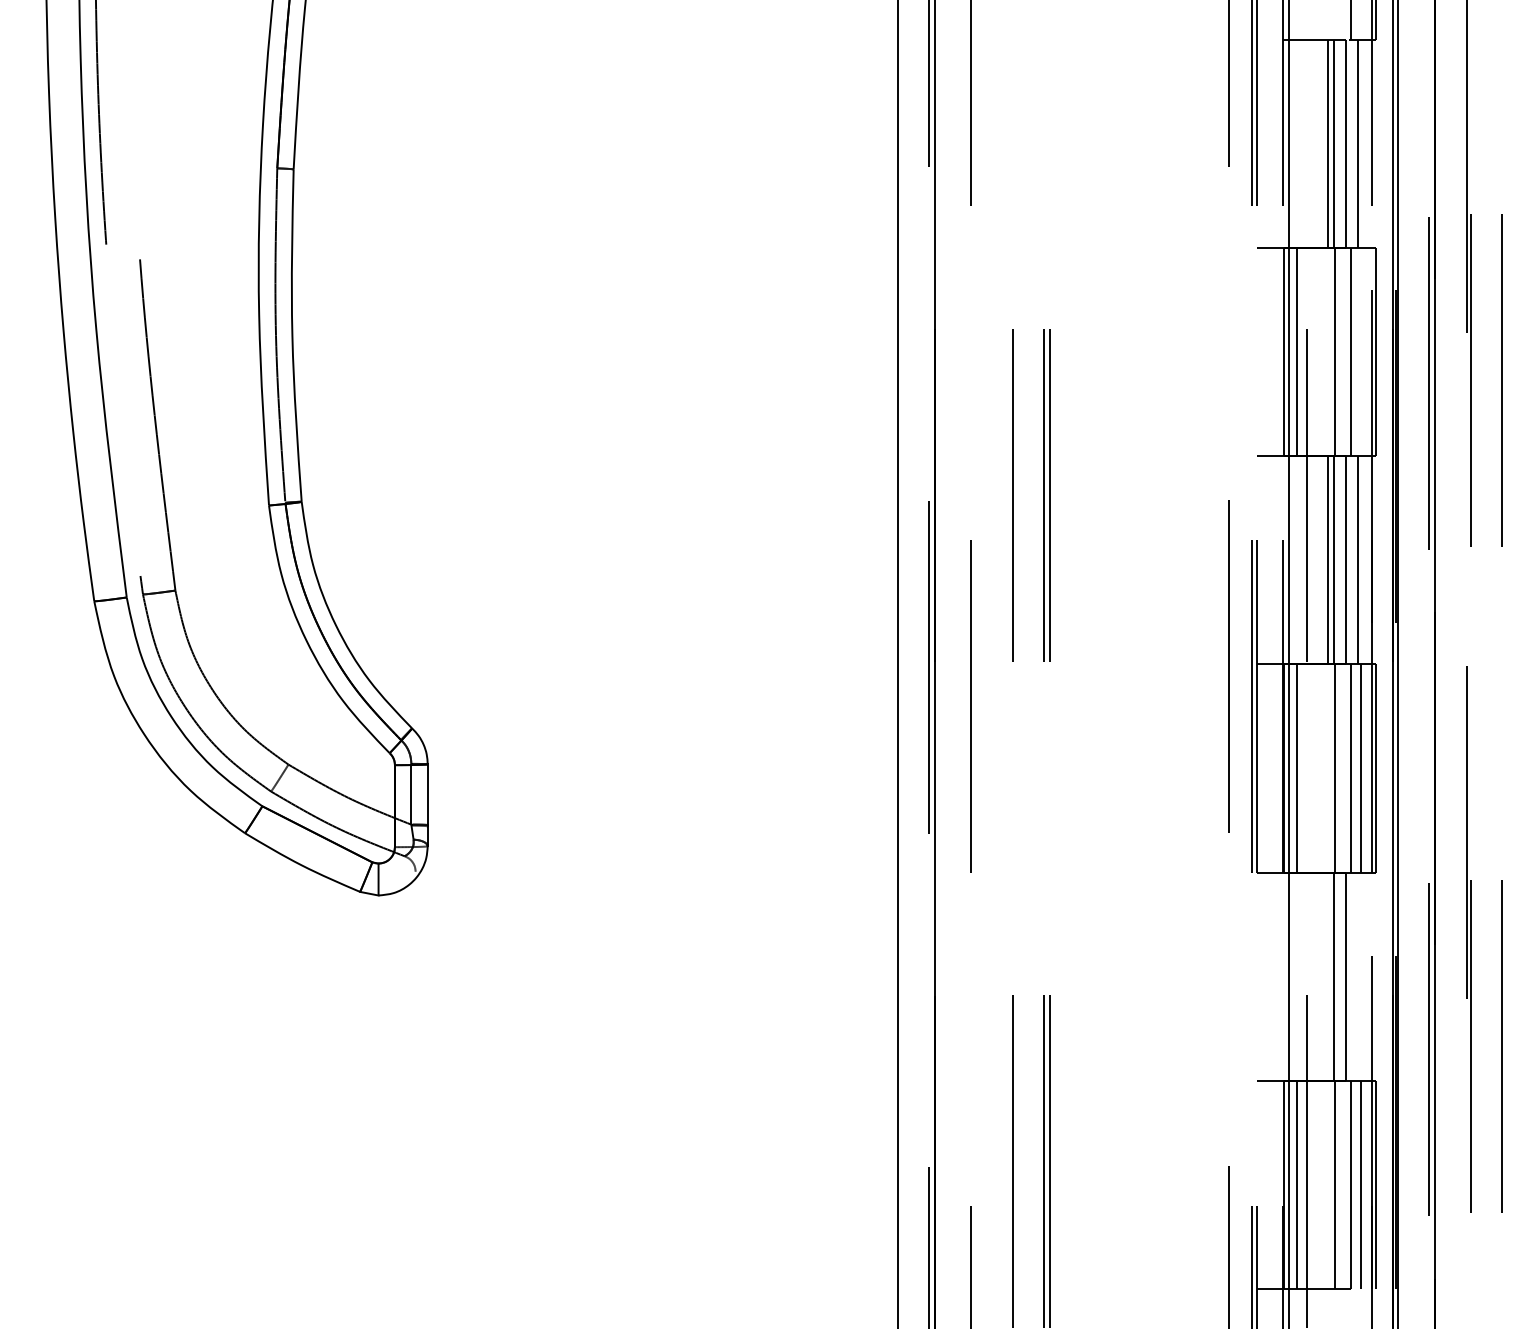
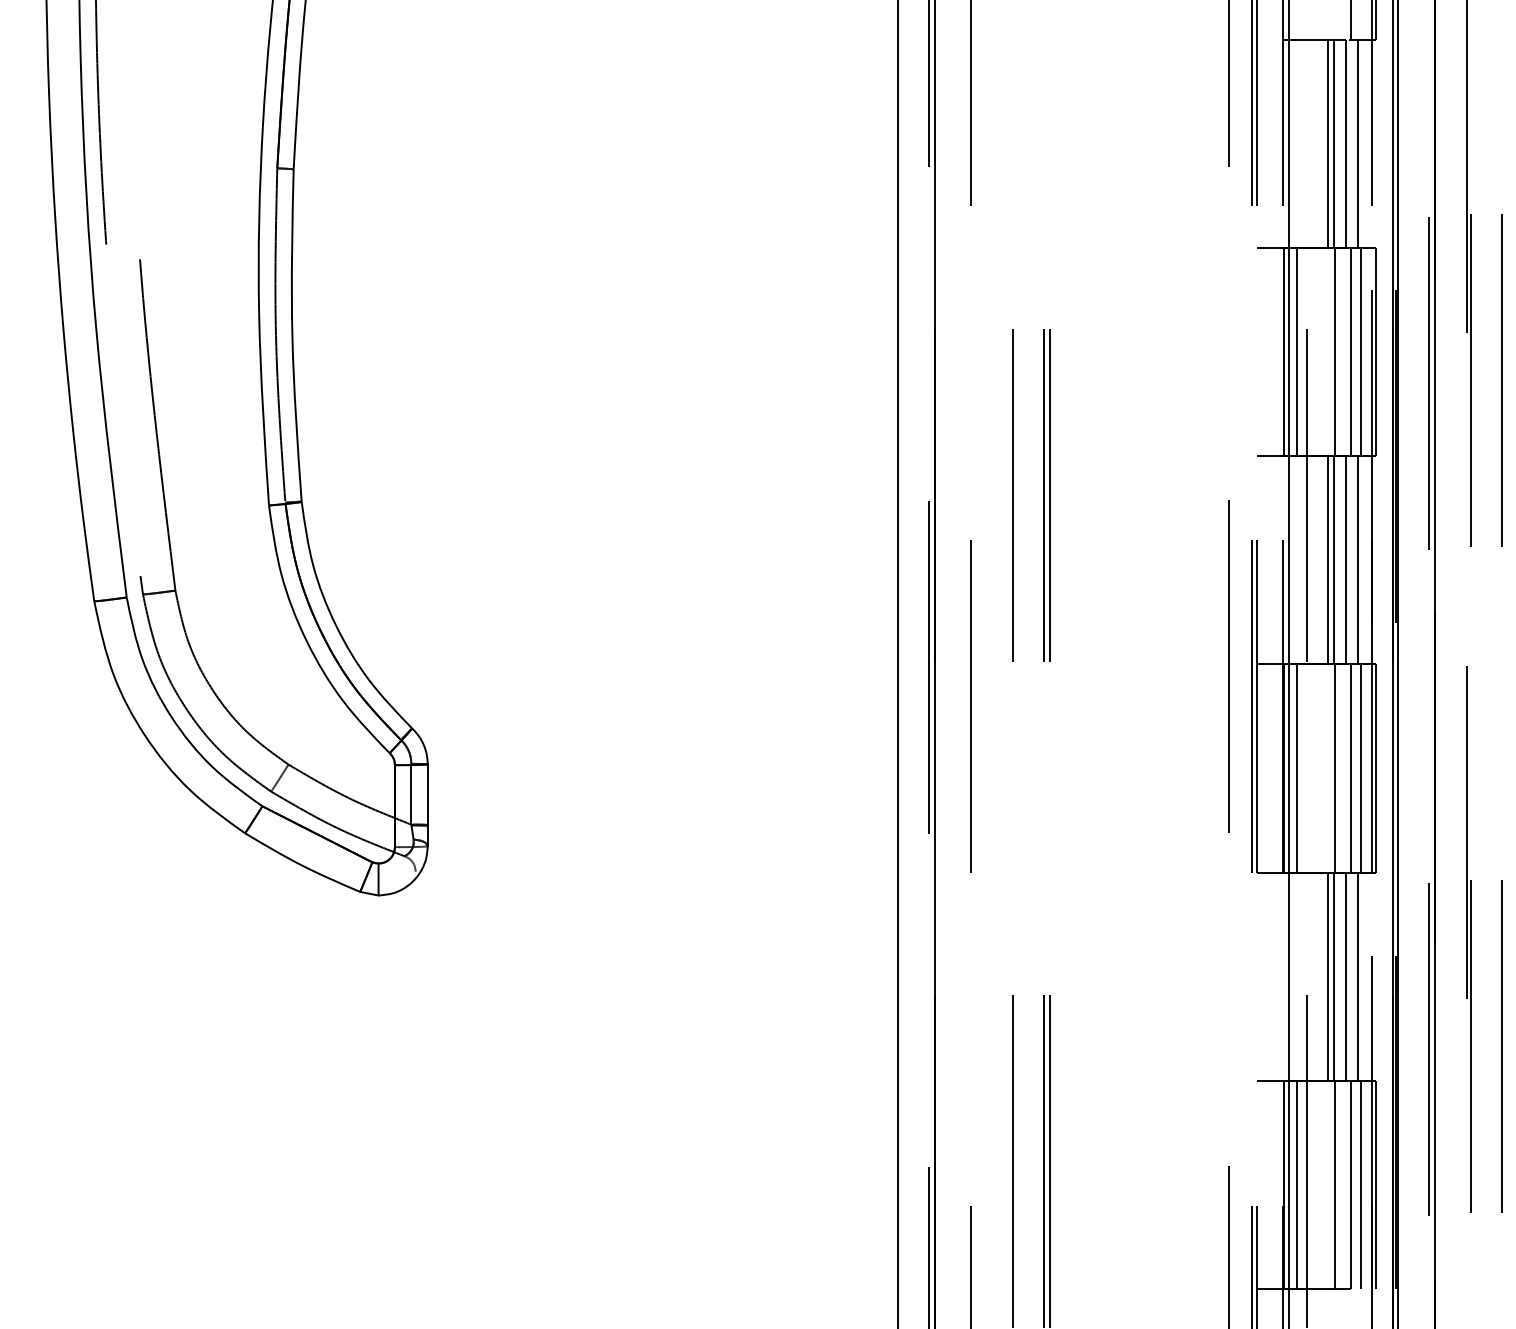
line: none -> present (1361, 352)
line: none -> present (1327, 976)
line: none -> present (1358, 976)
